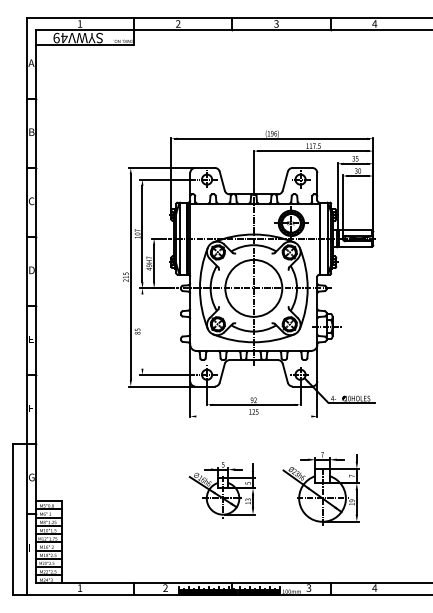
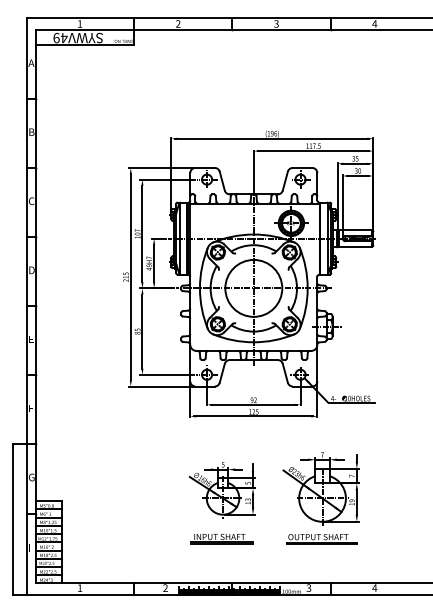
line: none -> present (142, 331)
line: none -> present (253, 416)
part: none -> present (221, 538)
part: none -> present (321, 539)
